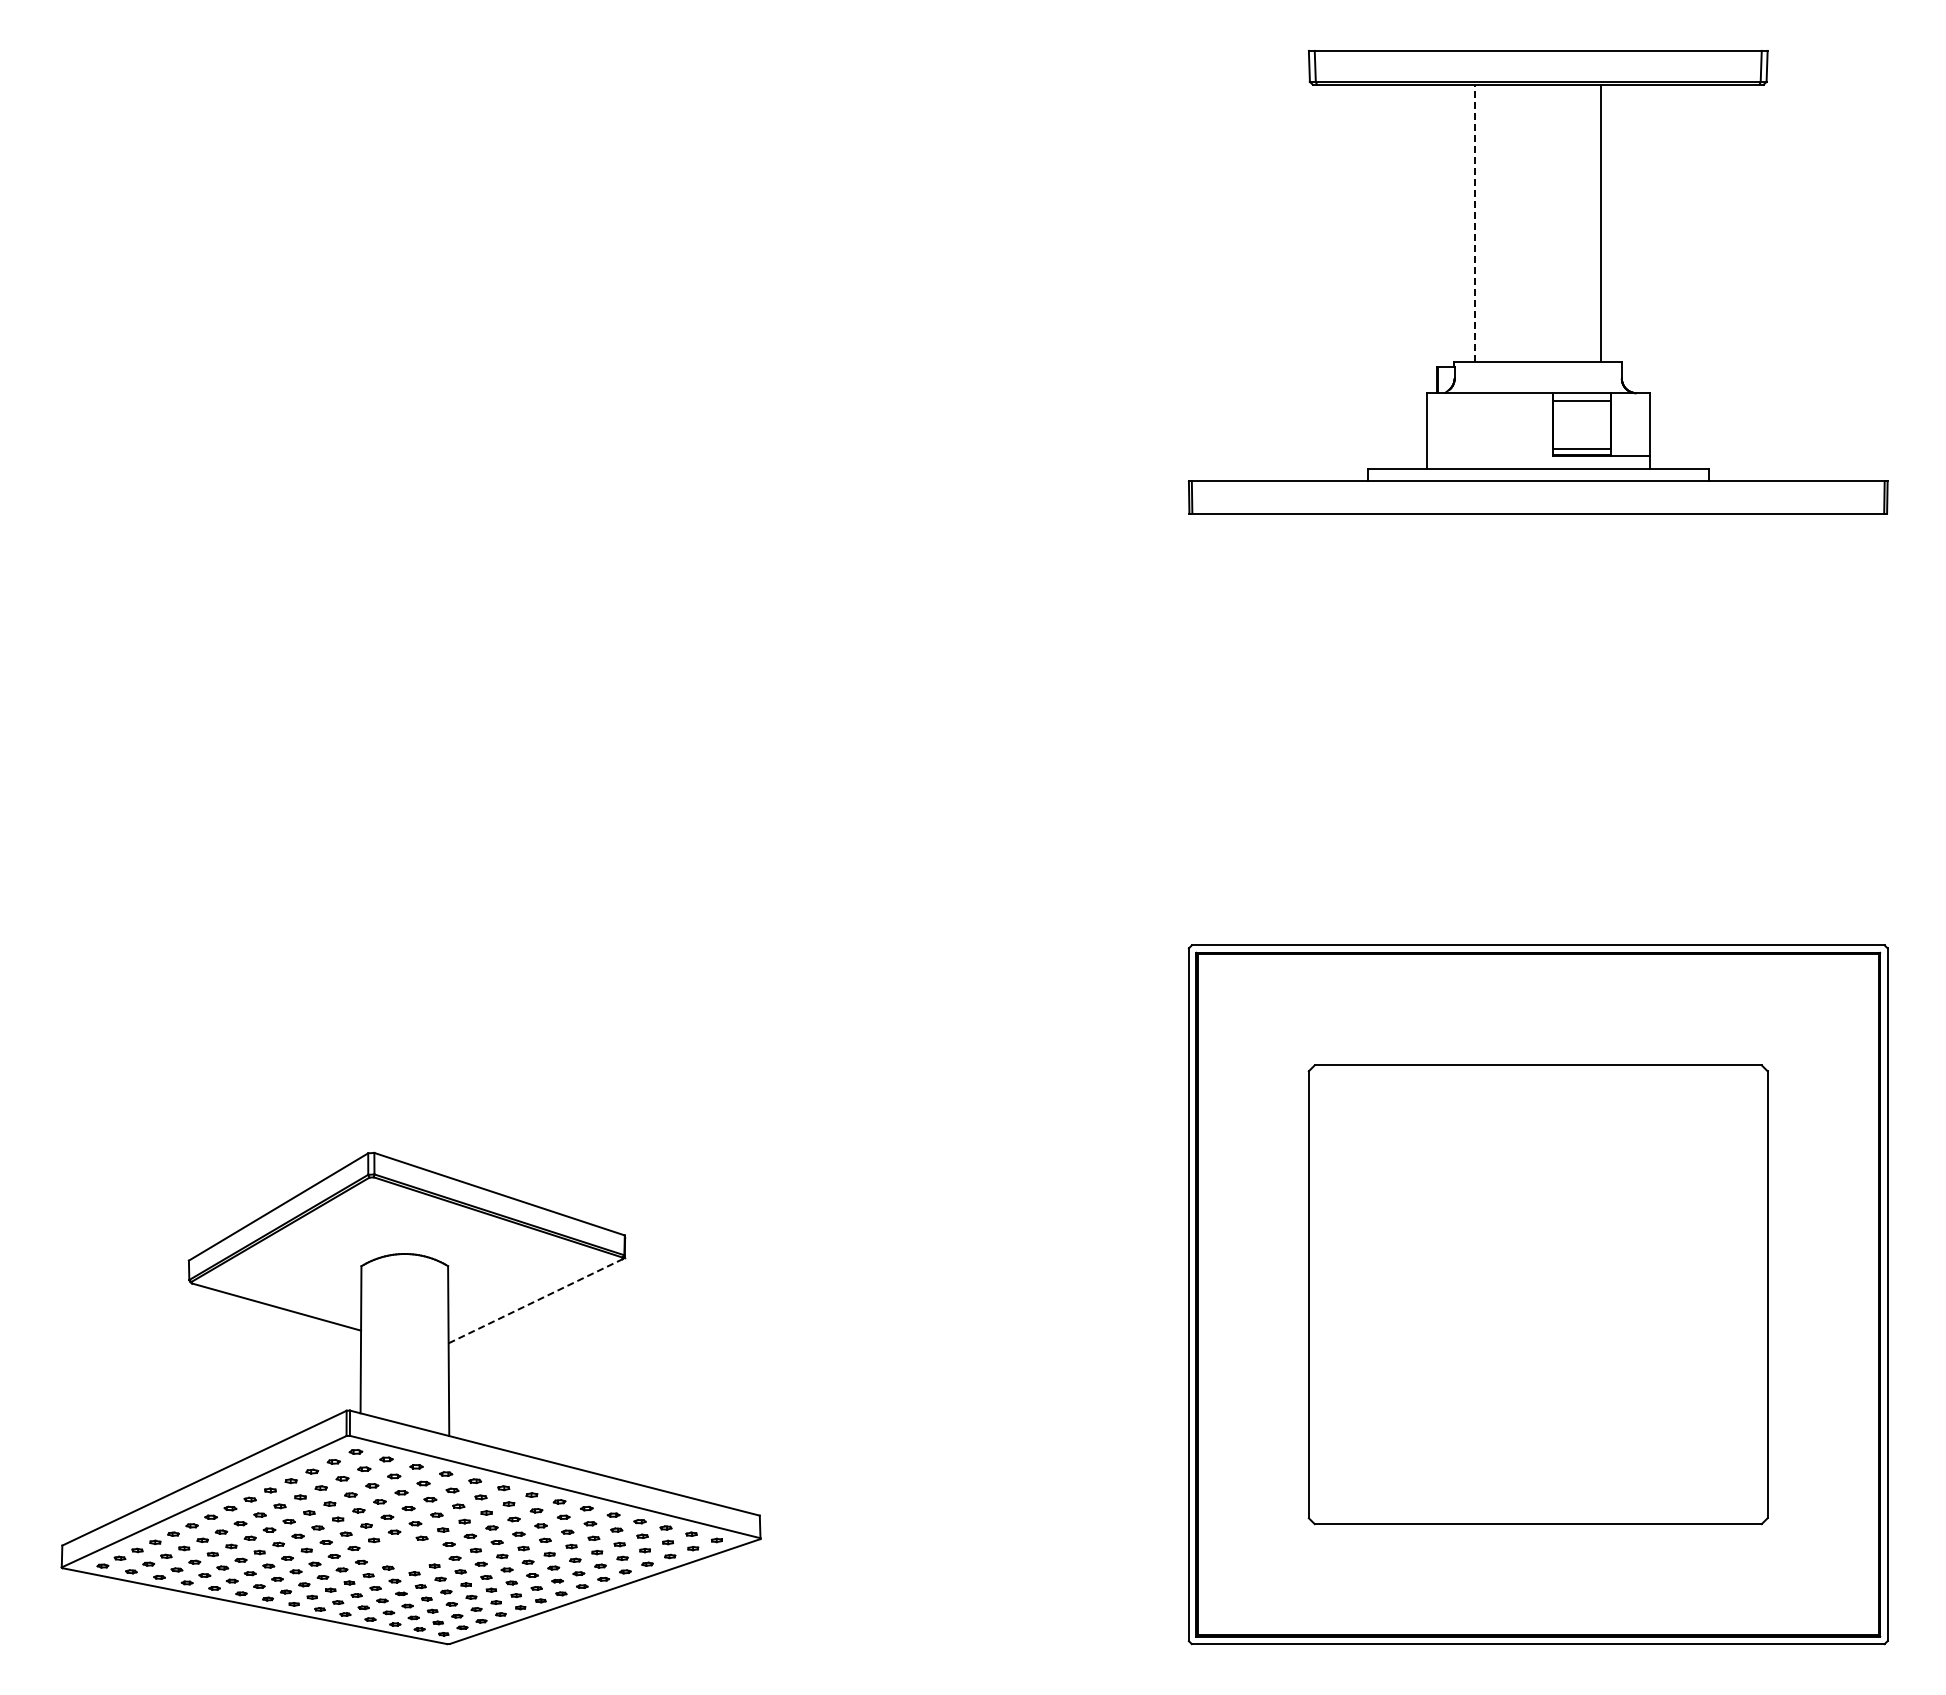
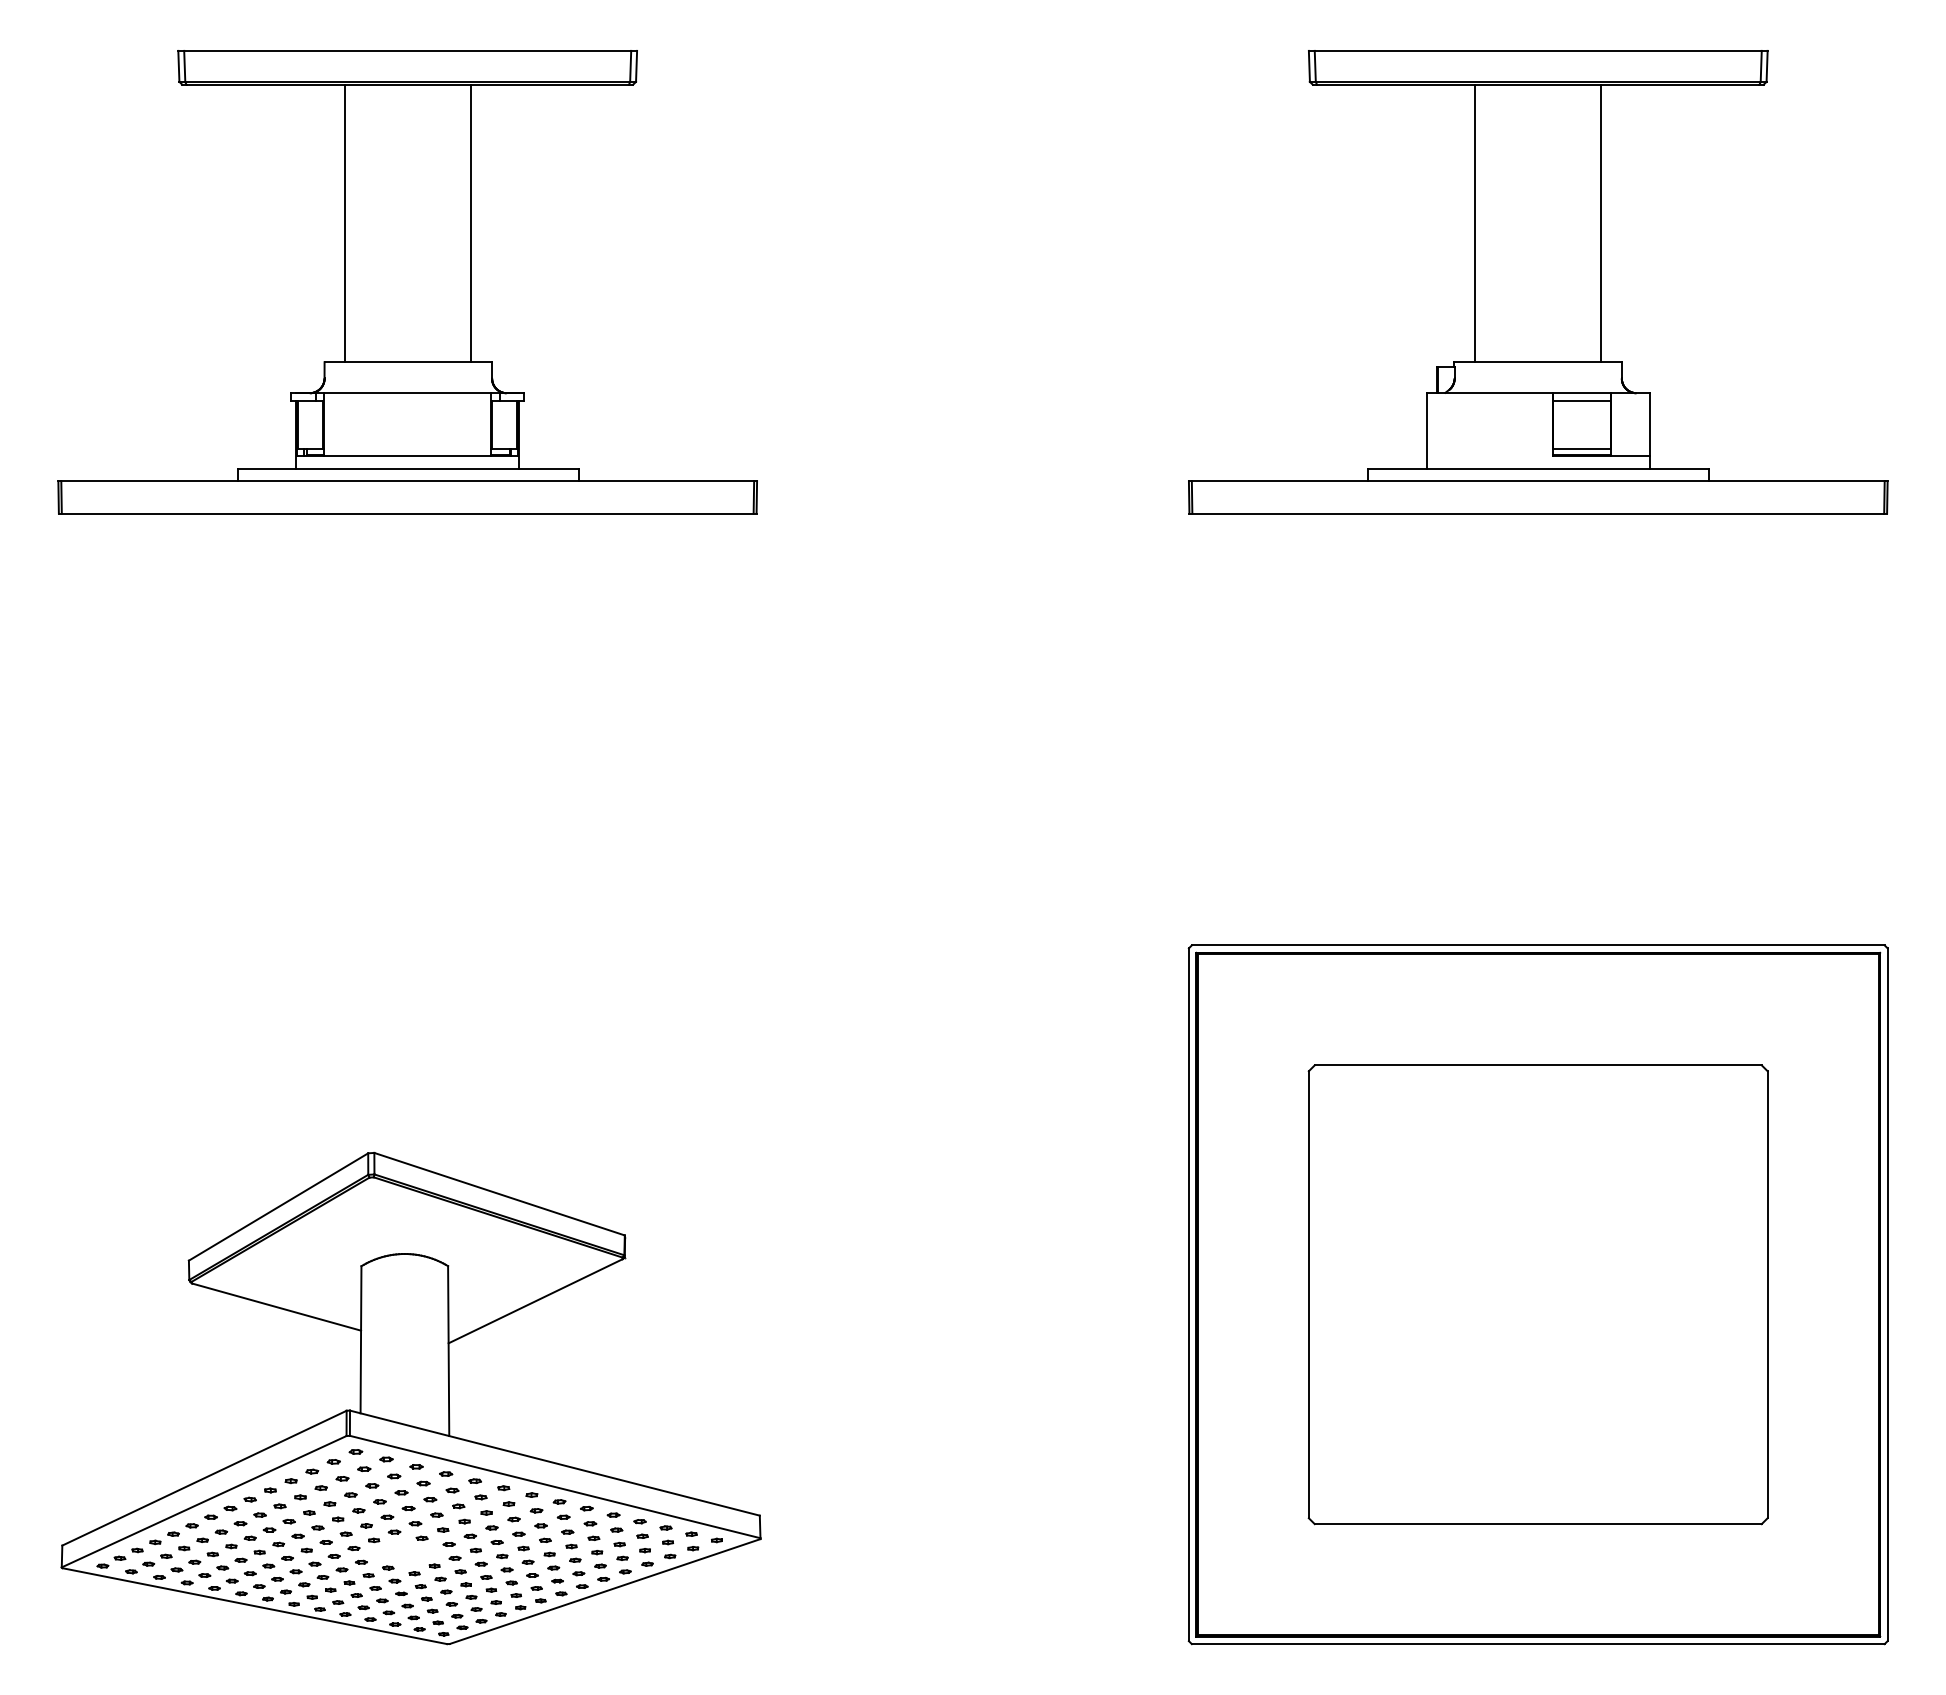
line: dashed -> solid (1475, 223)
part: none -> present (407, 282)
line: dashed -> solid (535, 1301)
